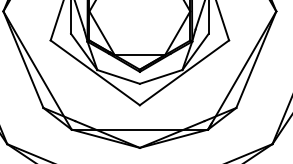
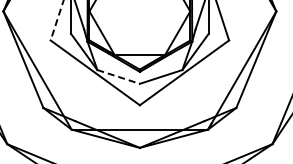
line: solid -> dashed (57, 20)
line: solid -> dashed (119, 77)
